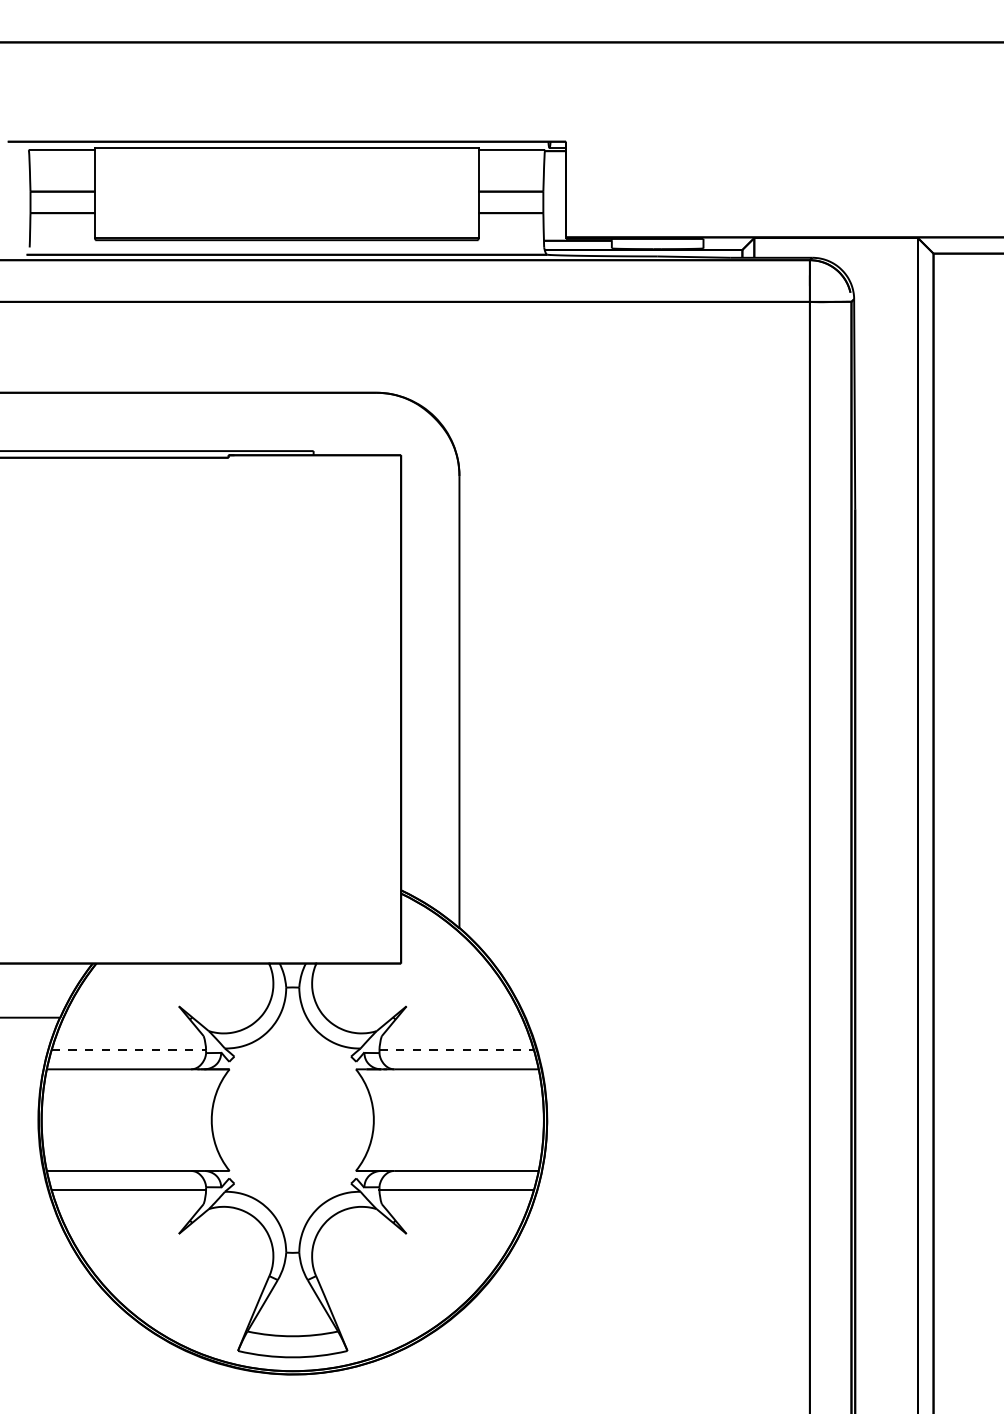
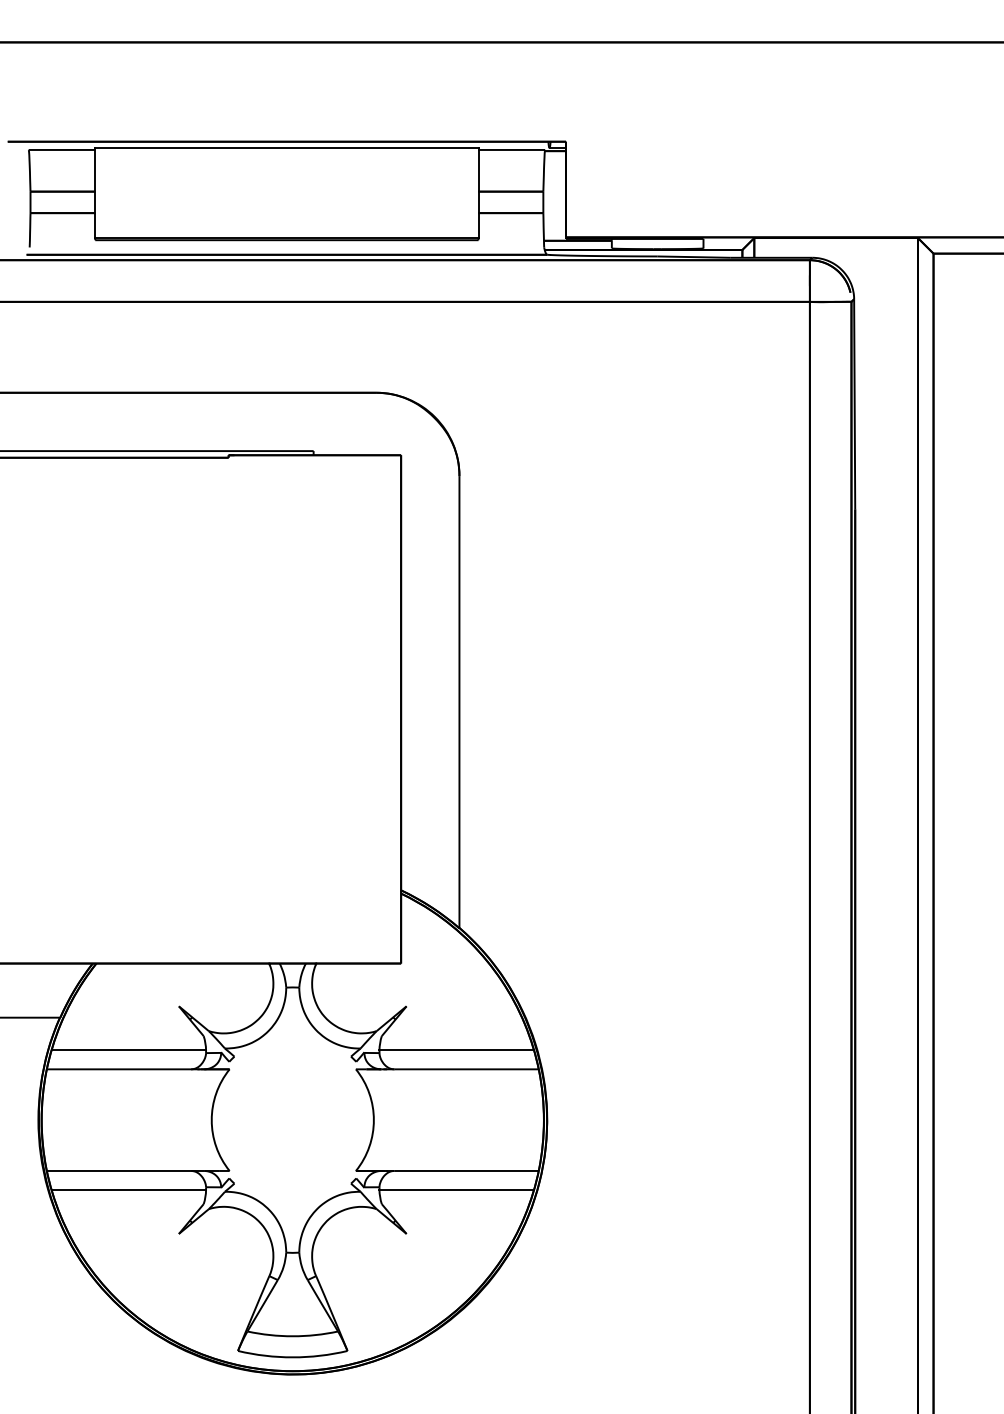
line: dashed -> solid (129, 1050)
line: dashed -> solid (457, 1050)
